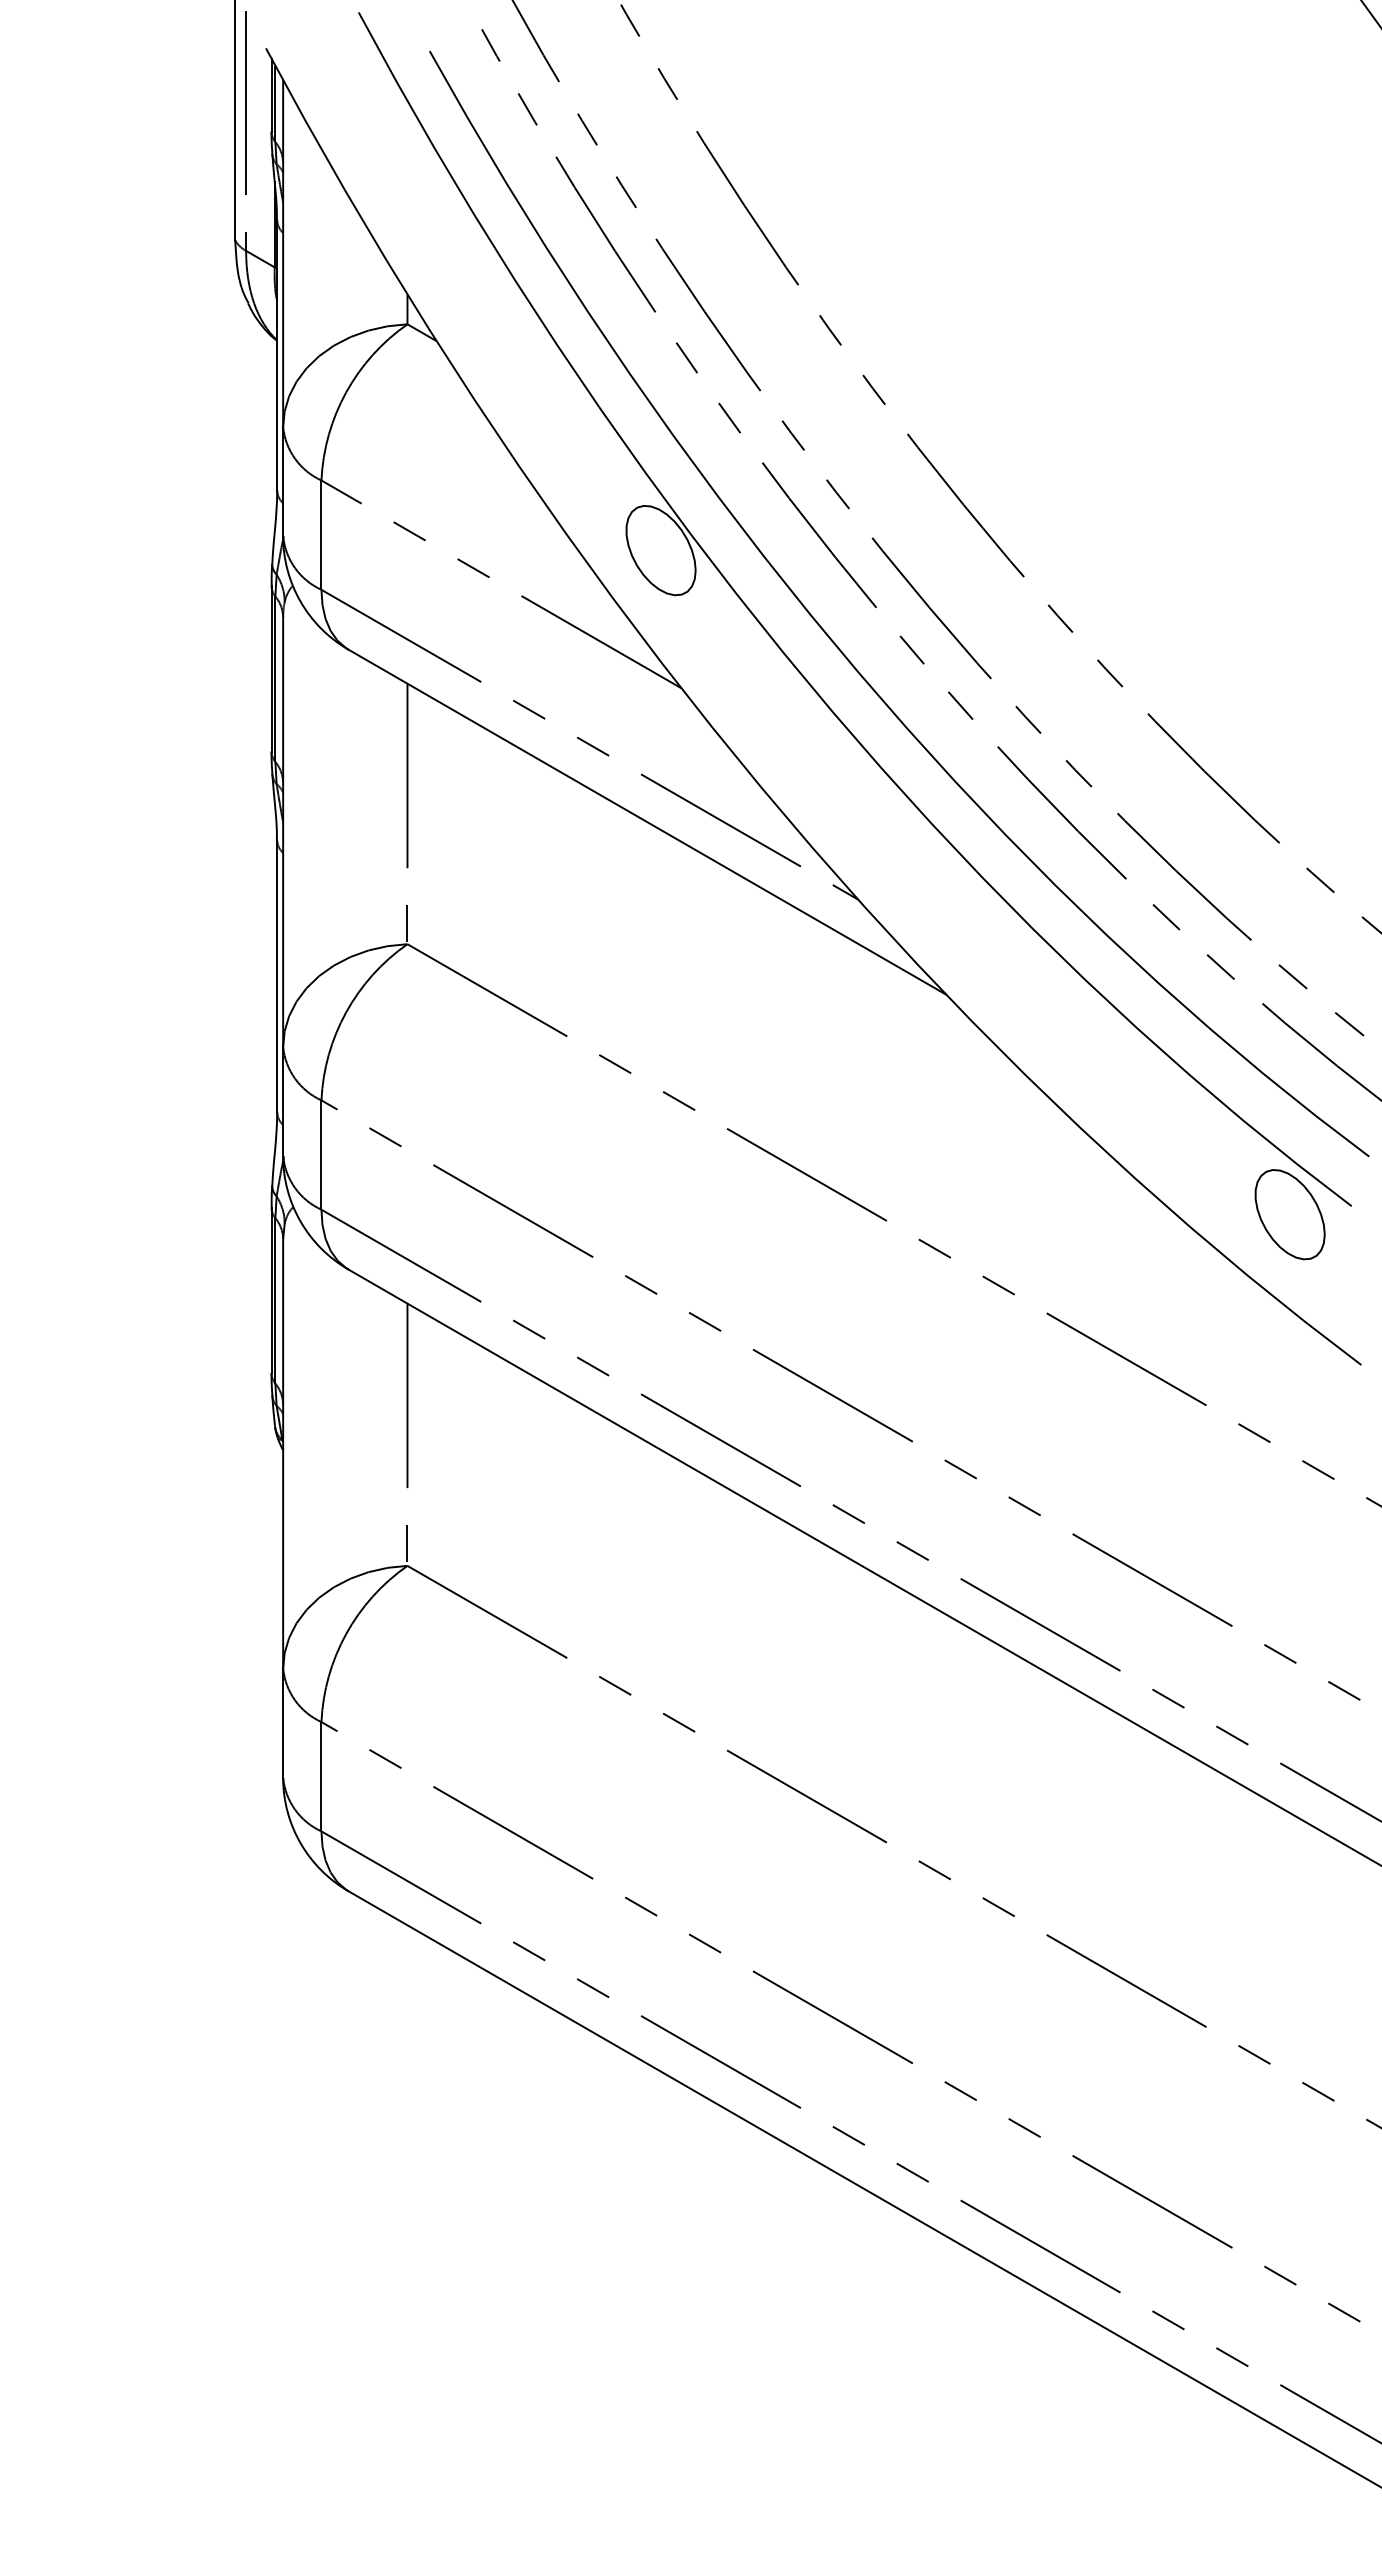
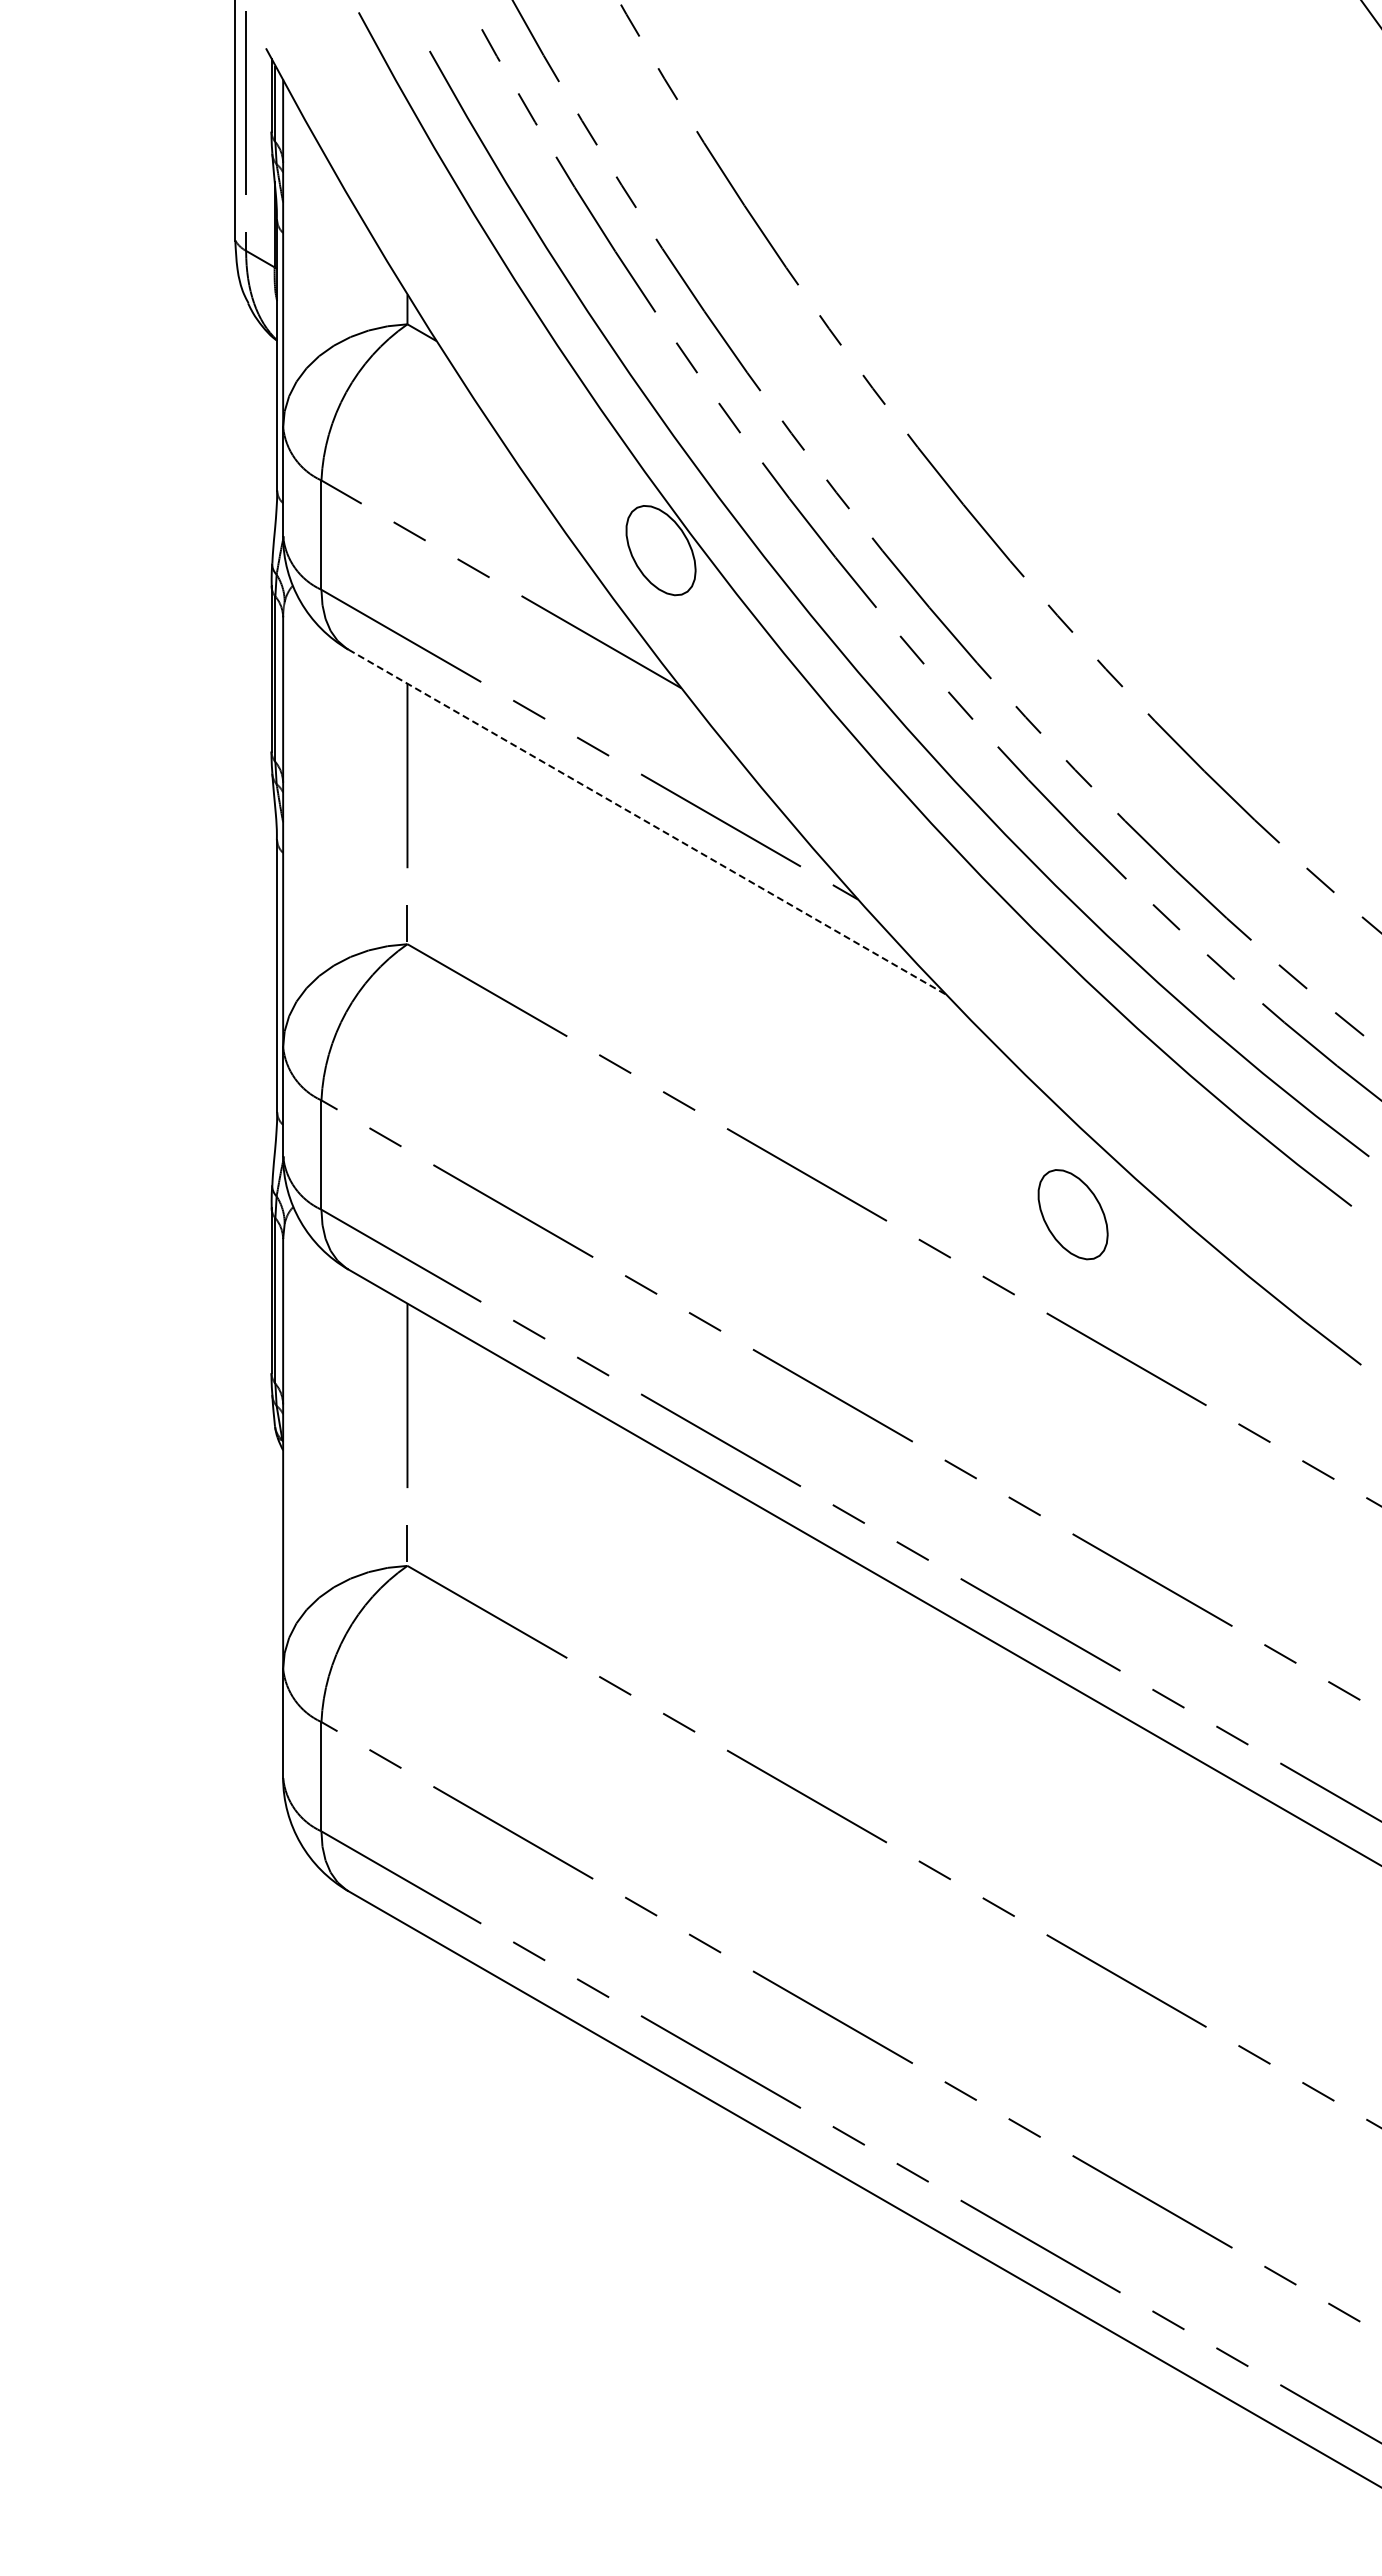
line: solid -> dashed (647, 822)
part position: (1289, 1214) -> (1072, 1214) (1072, 1214)
